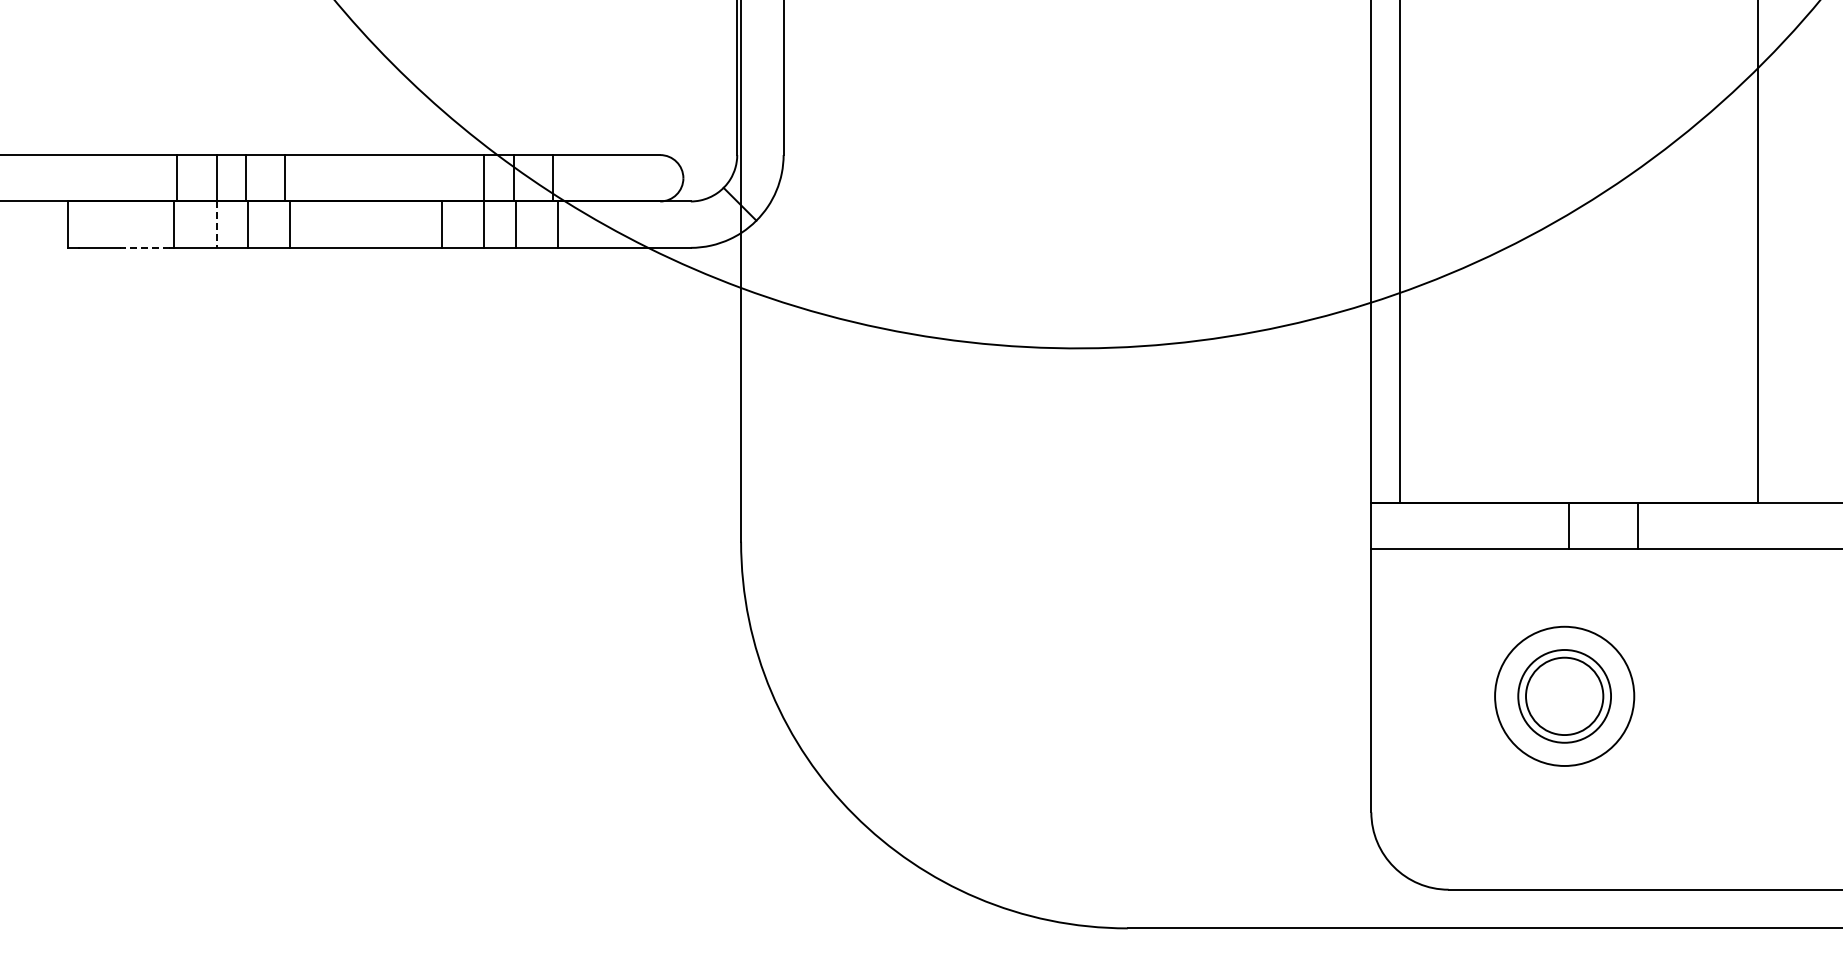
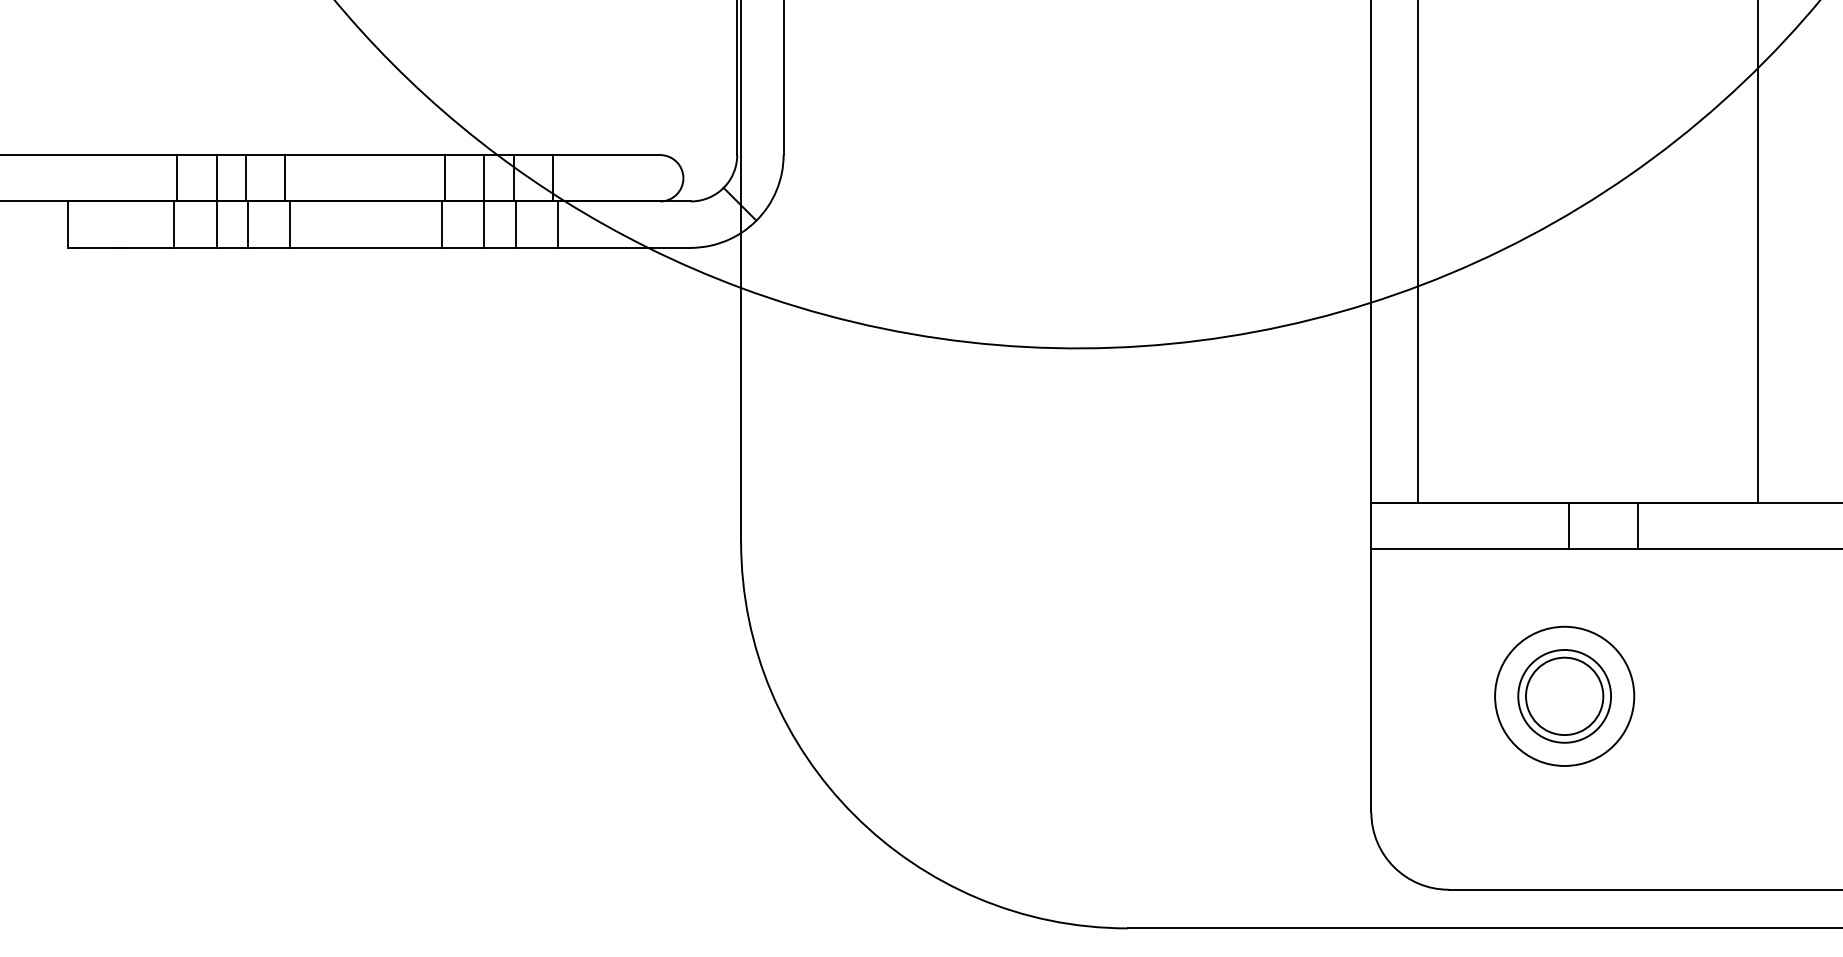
line: none -> present (444, 178)
line: dashed -> solid (216, 225)
line: dashed -> solid (144, 247)
line position: (1399, 252) -> (1417, 252) (1417, 252)
